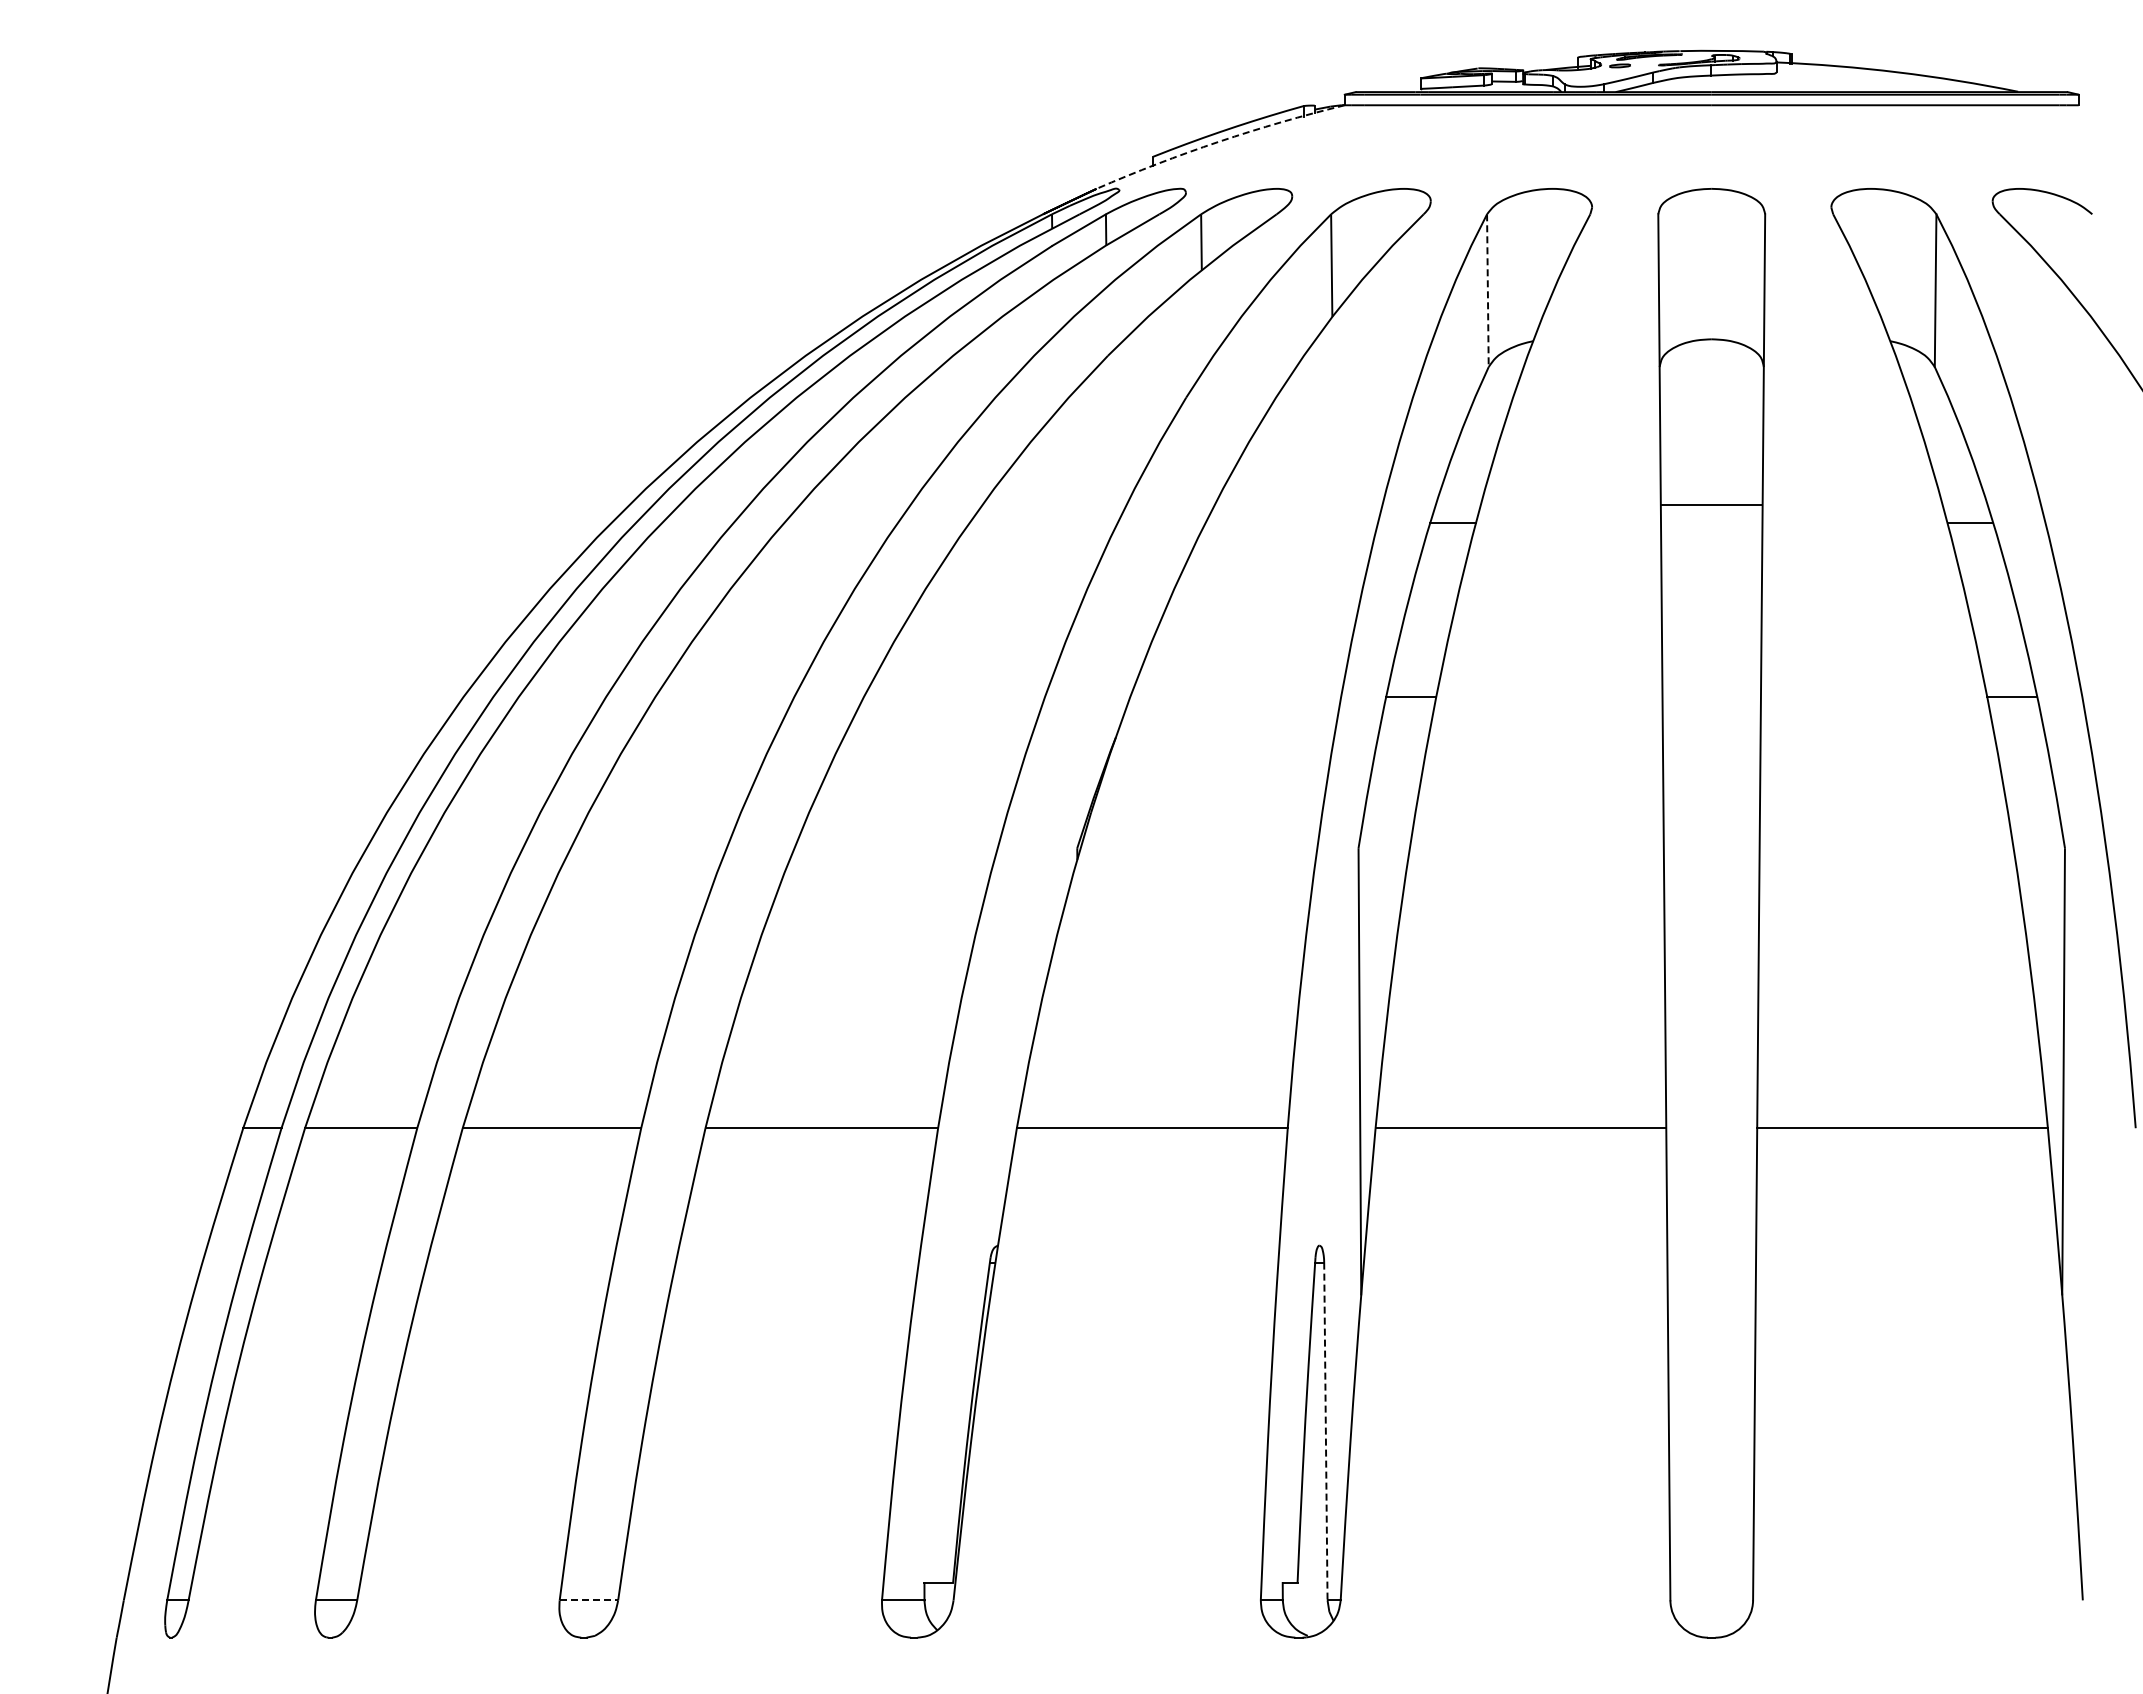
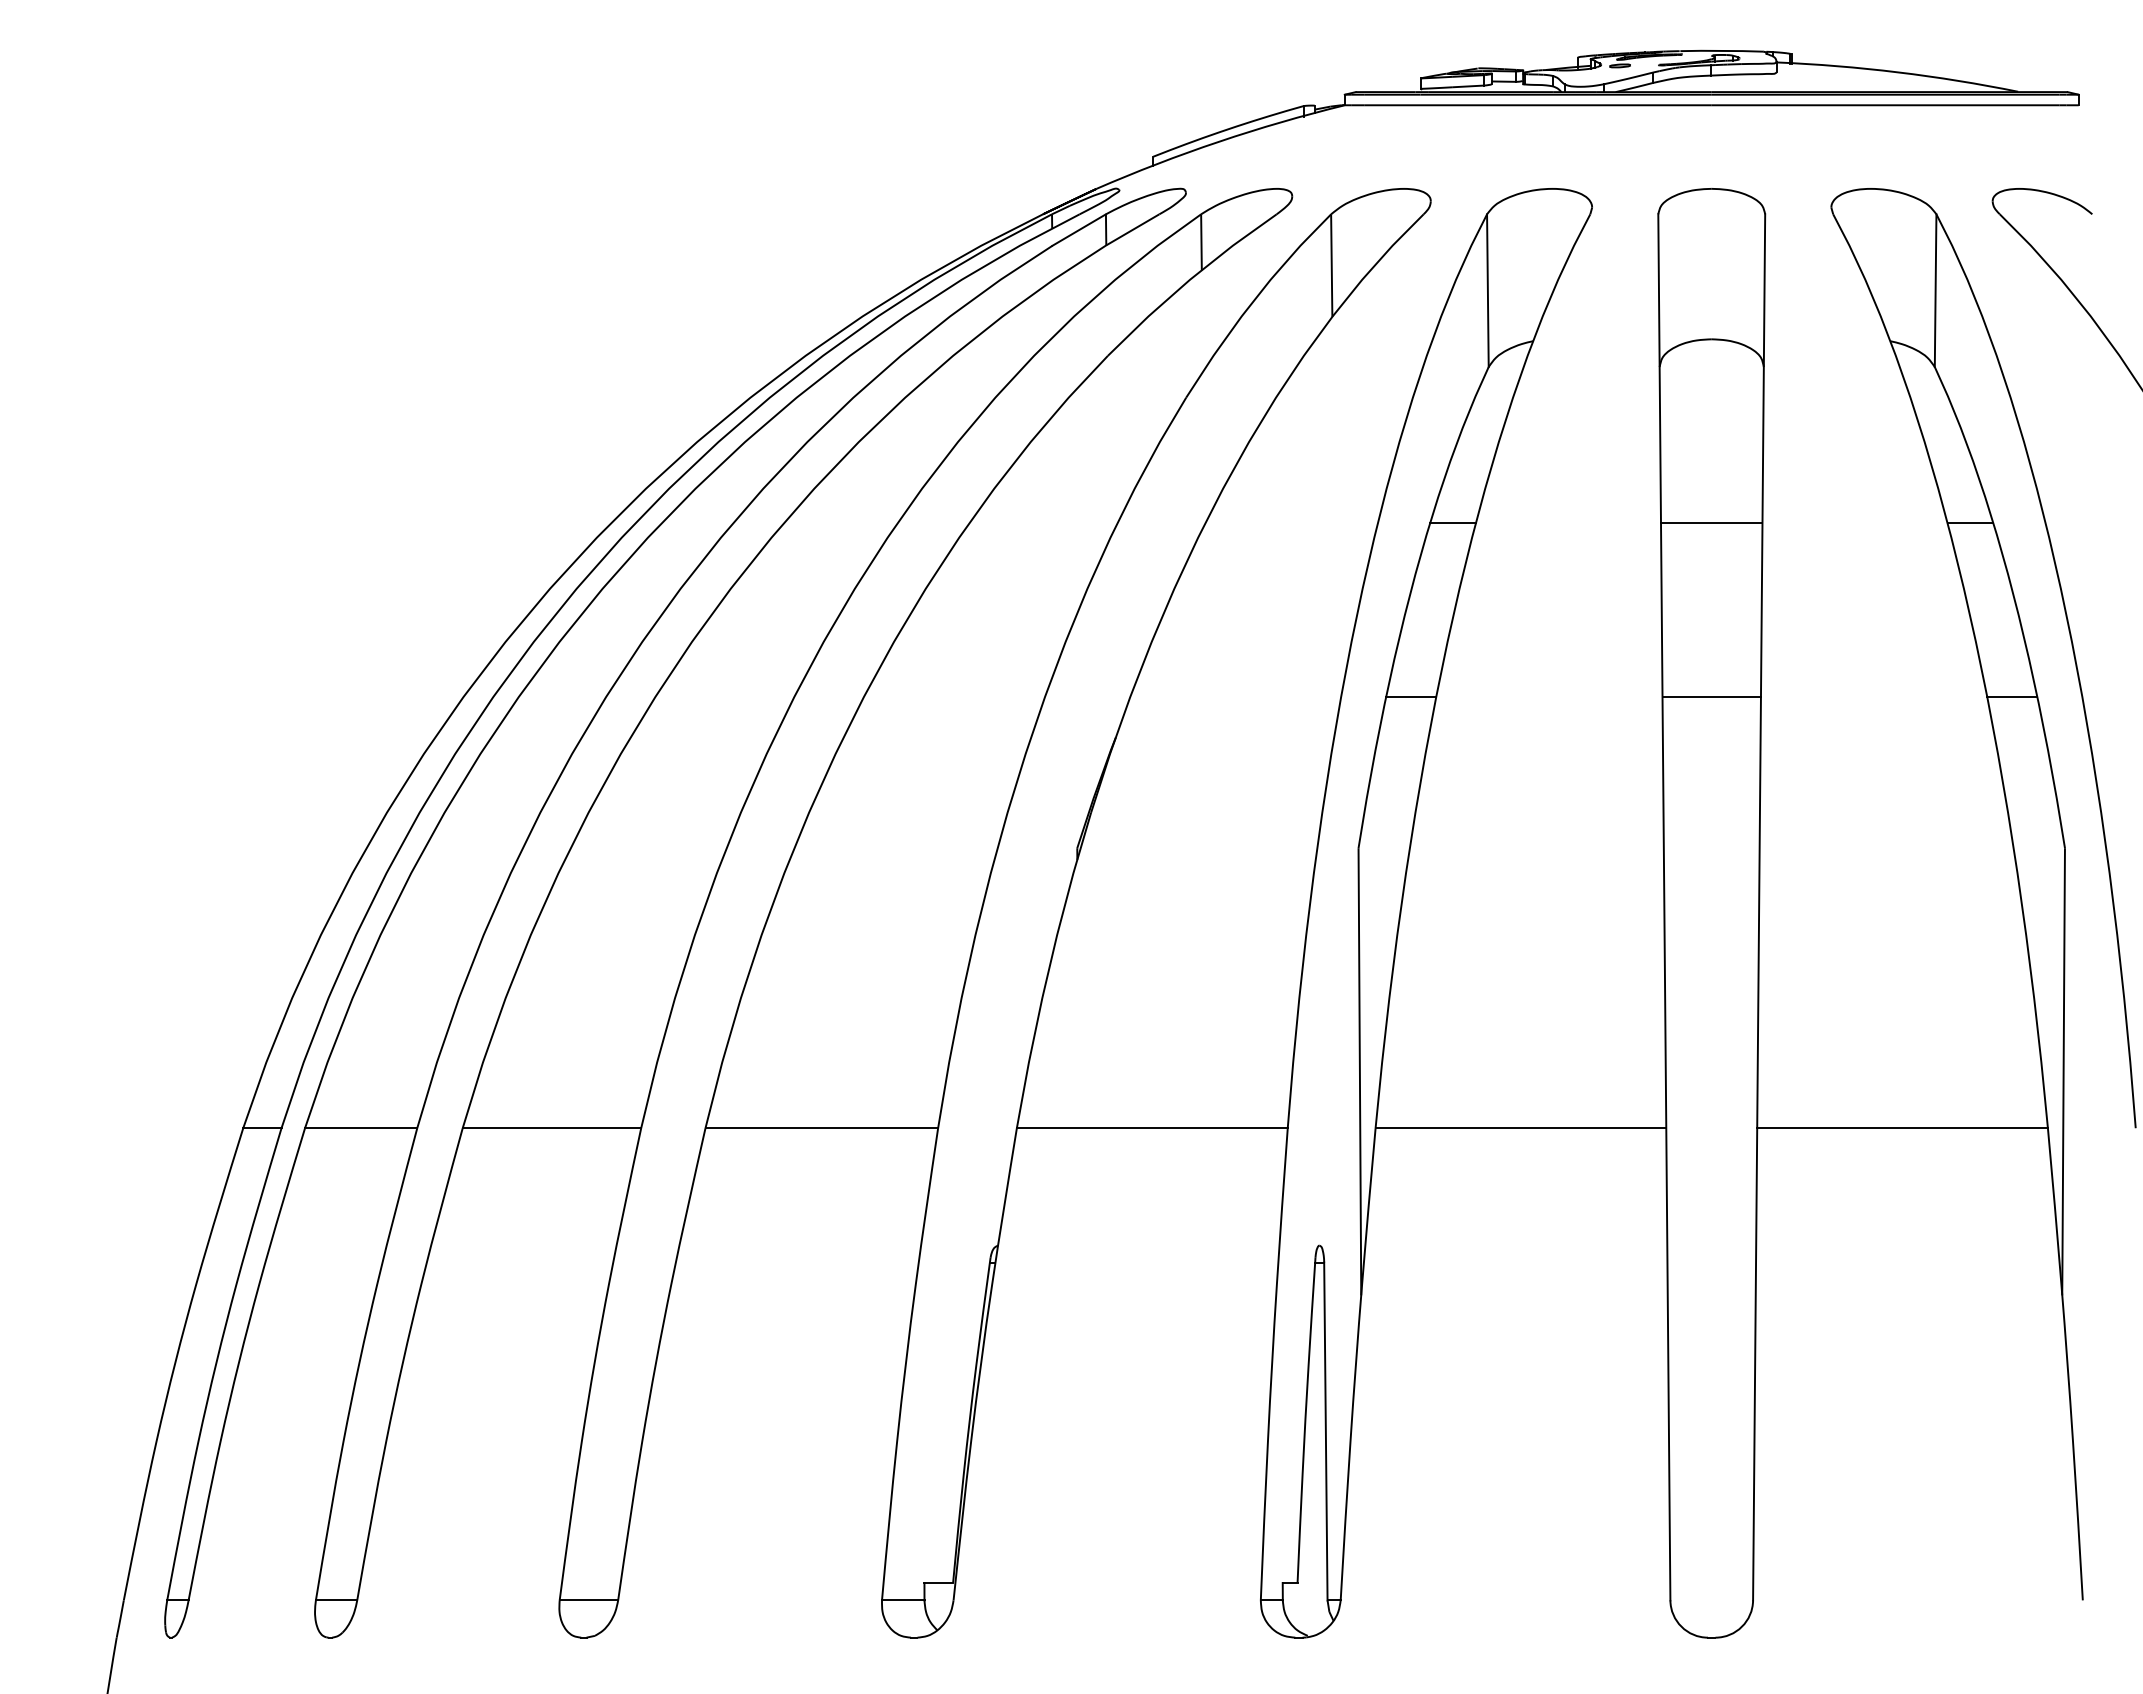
arc: dashed -> solid (1218, 141)
line: dashed -> solid (1487, 291)
line position: (1711, 505) -> (1711, 523) (1711, 523)
line: none -> present (1711, 696)
line: dashed -> solid (1325, 1431)
line: dashed -> solid (589, 1600)
